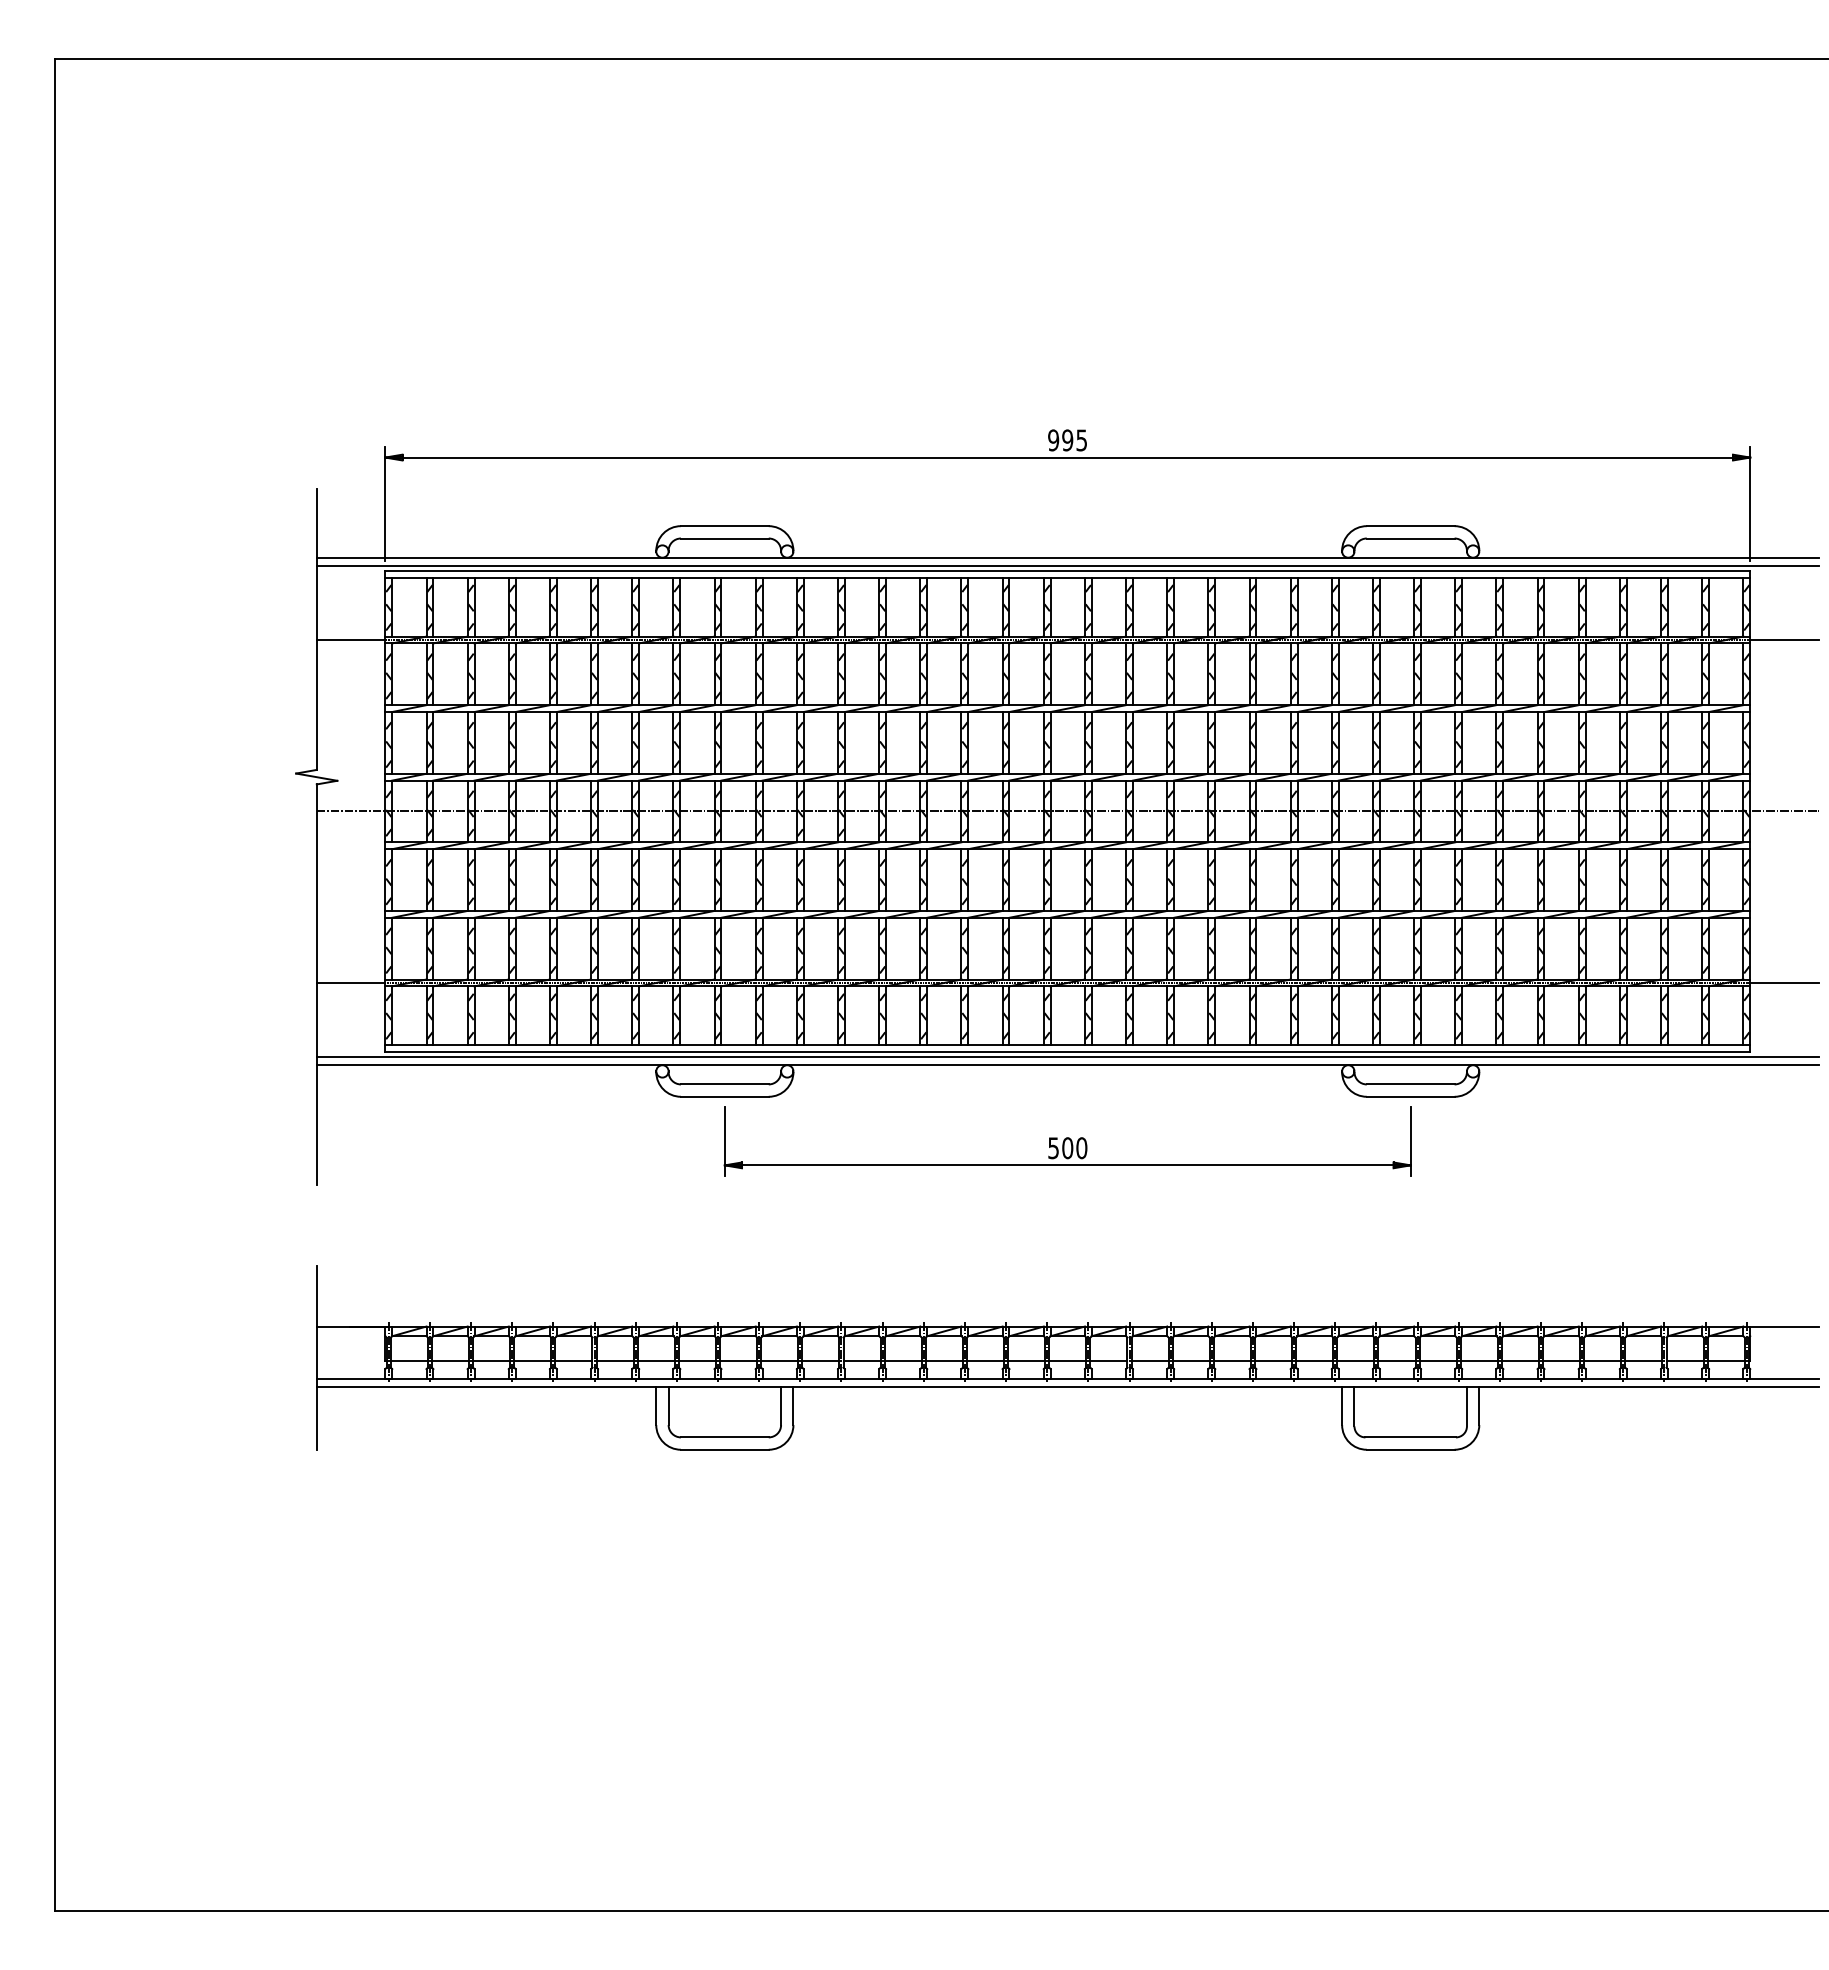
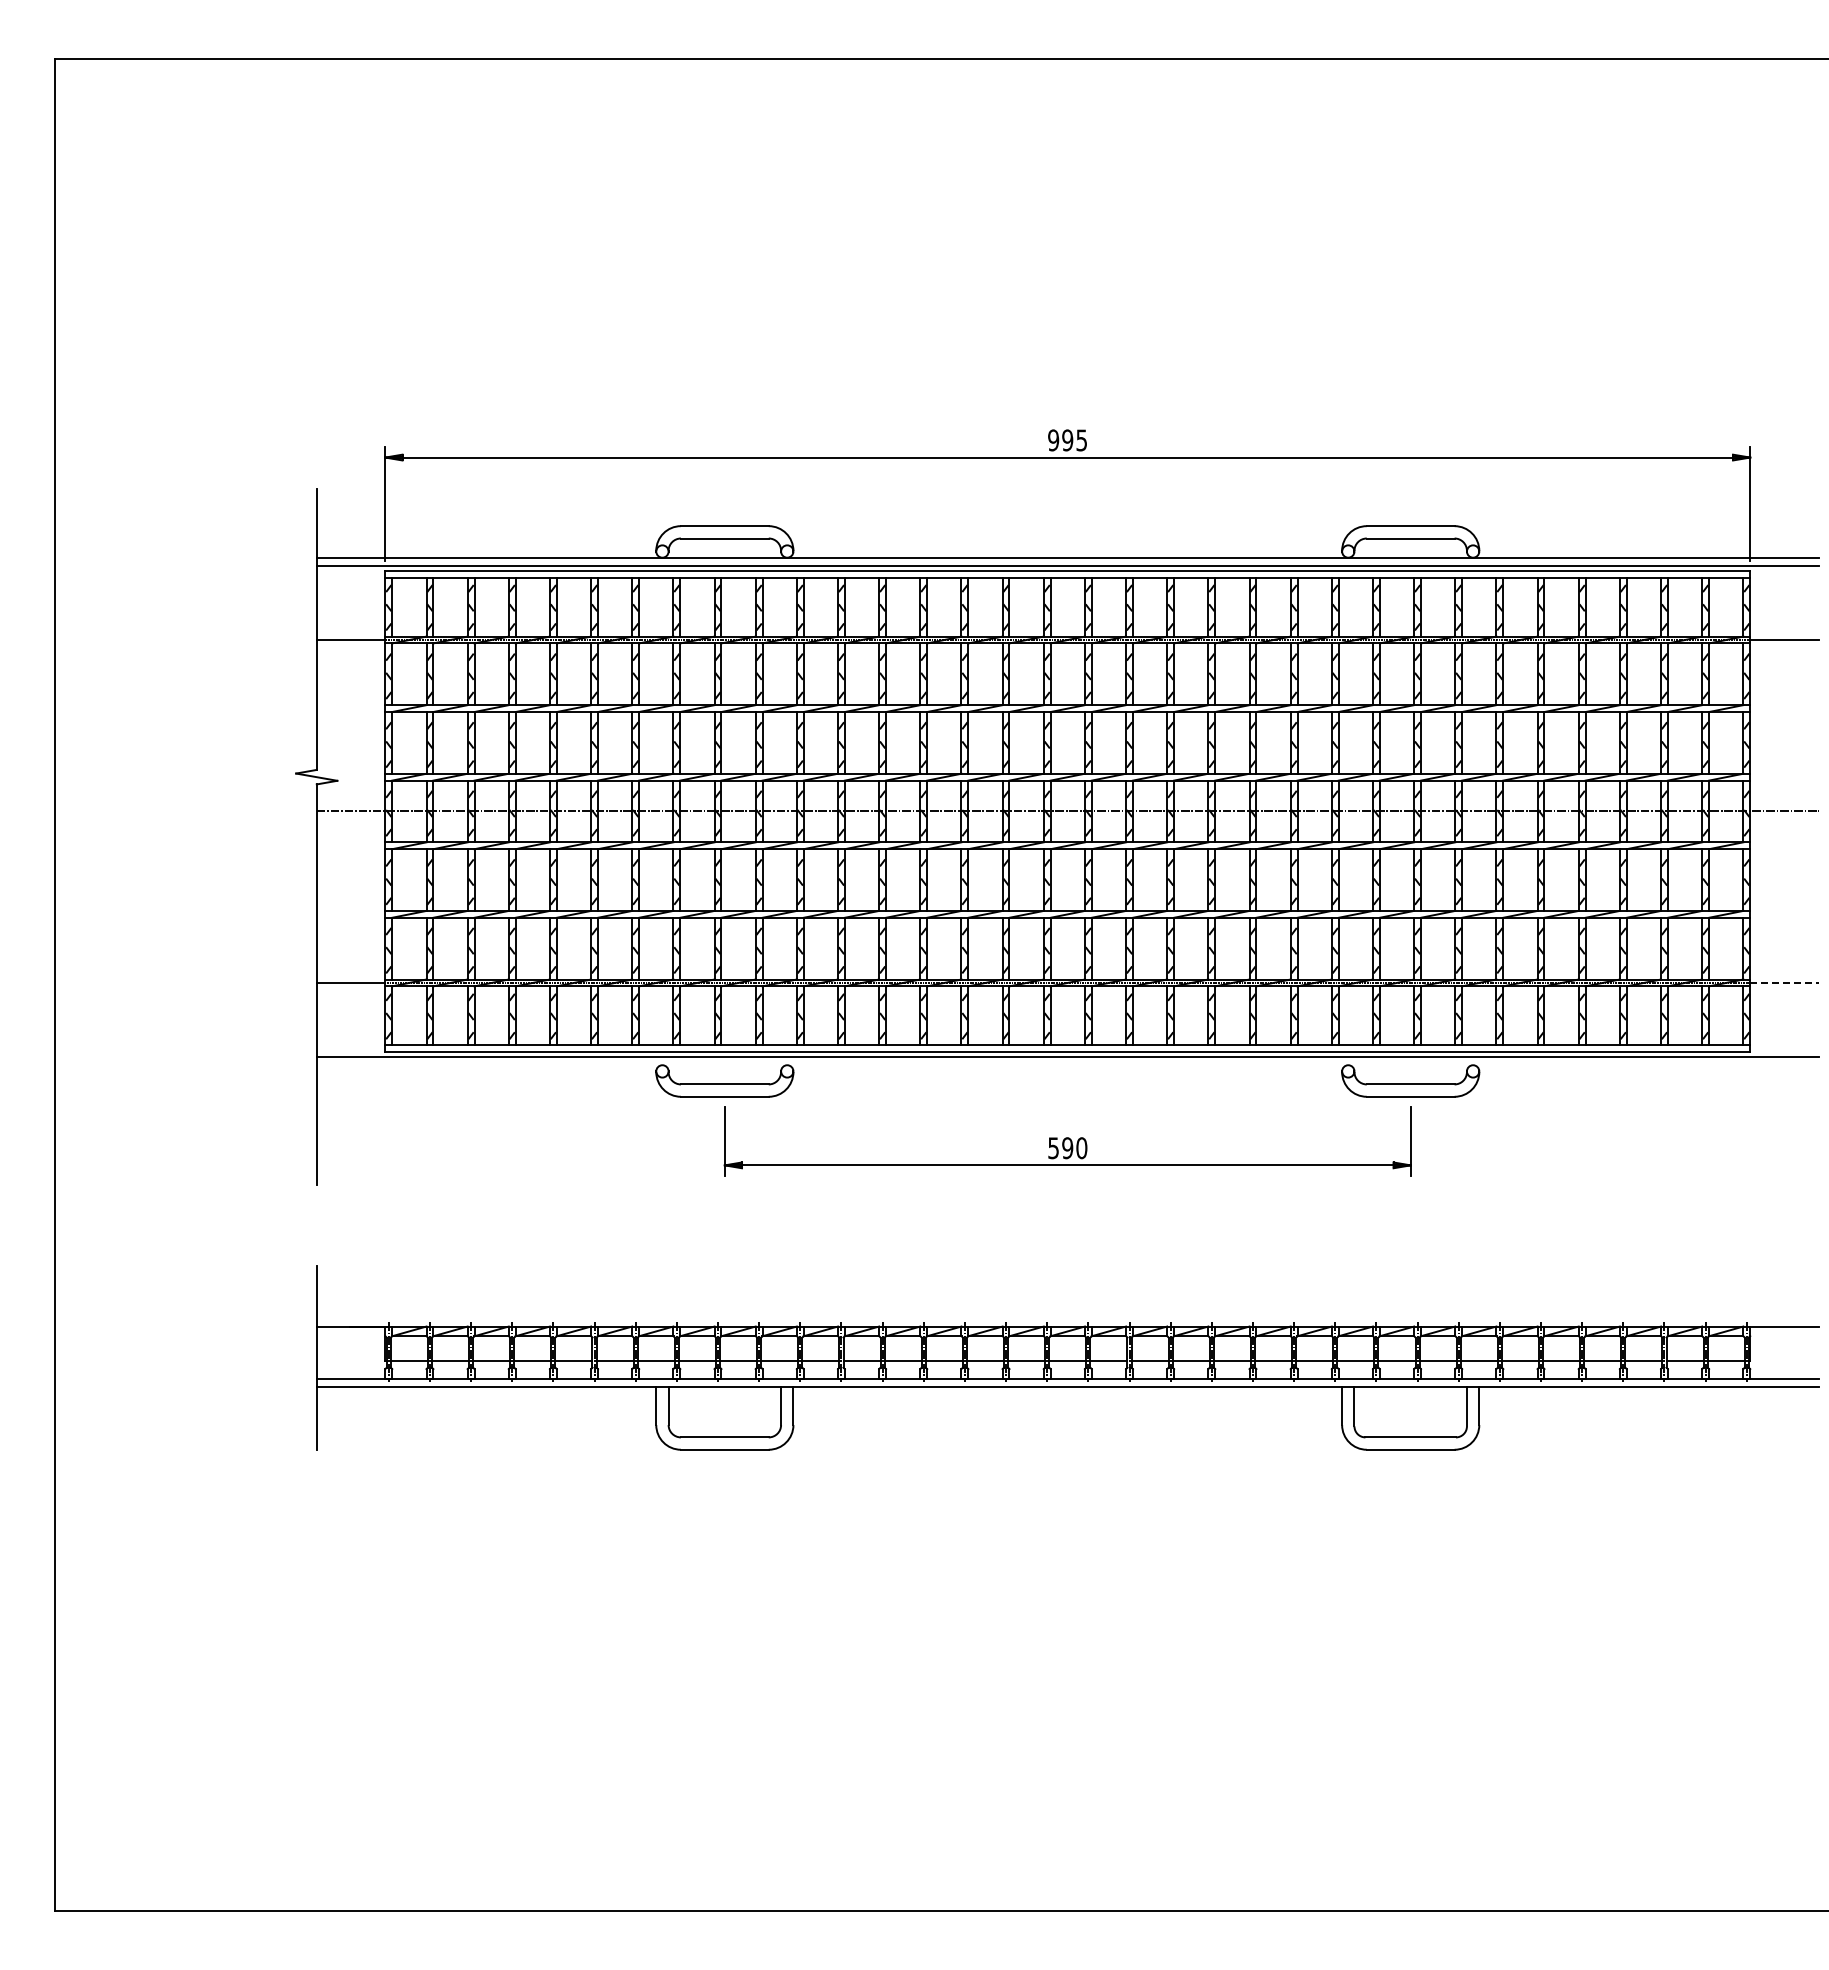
line: solid -> dashed (1785, 982)
line: present -> none (1067, 1065)
text: 500 -> 590 (1067, 1148)
